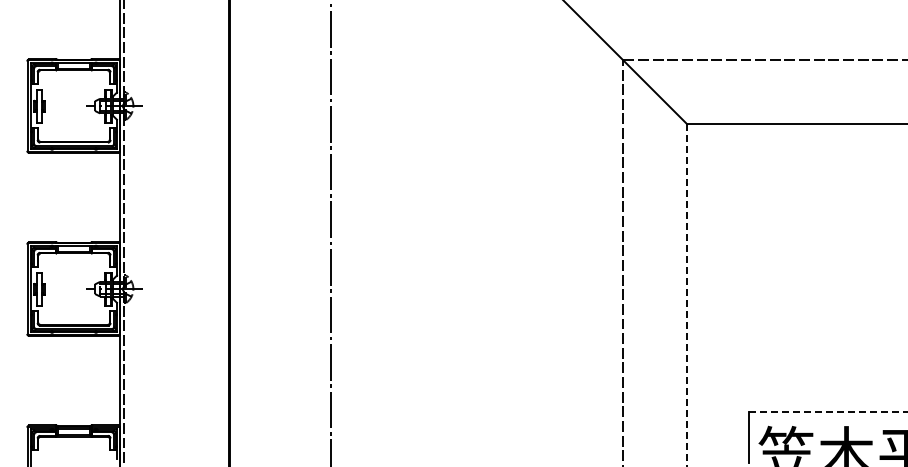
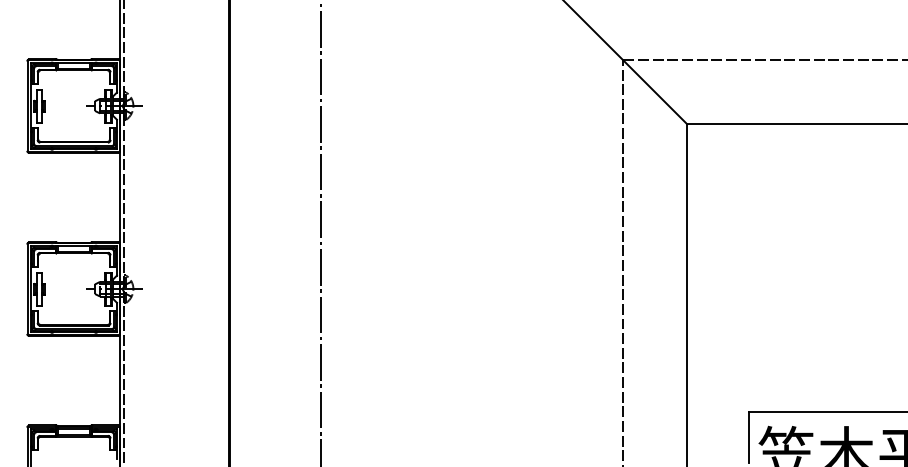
line position: (331, 232) -> (321, 232) (321, 232)
line: dashed -> solid (687, 295)
line: dashed -> solid (828, 411)
